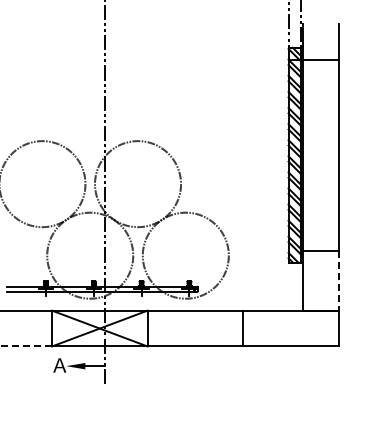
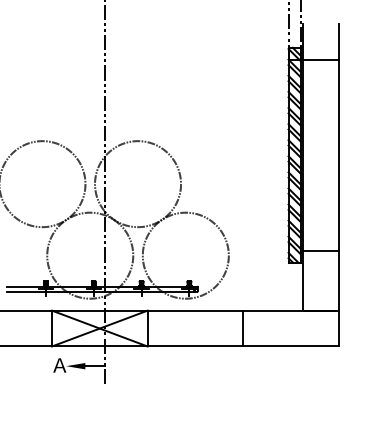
line: dashed -> solid (338, 280)
line: dashed -> solid (26, 346)
